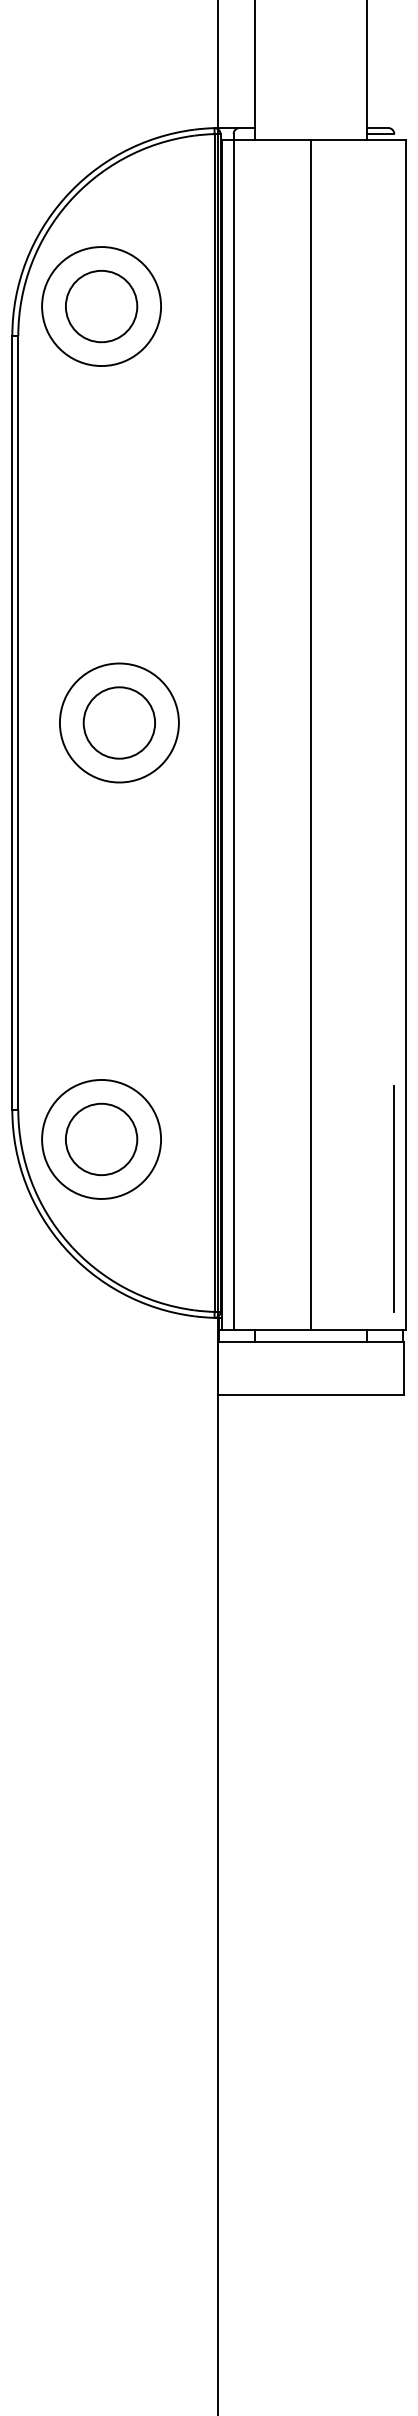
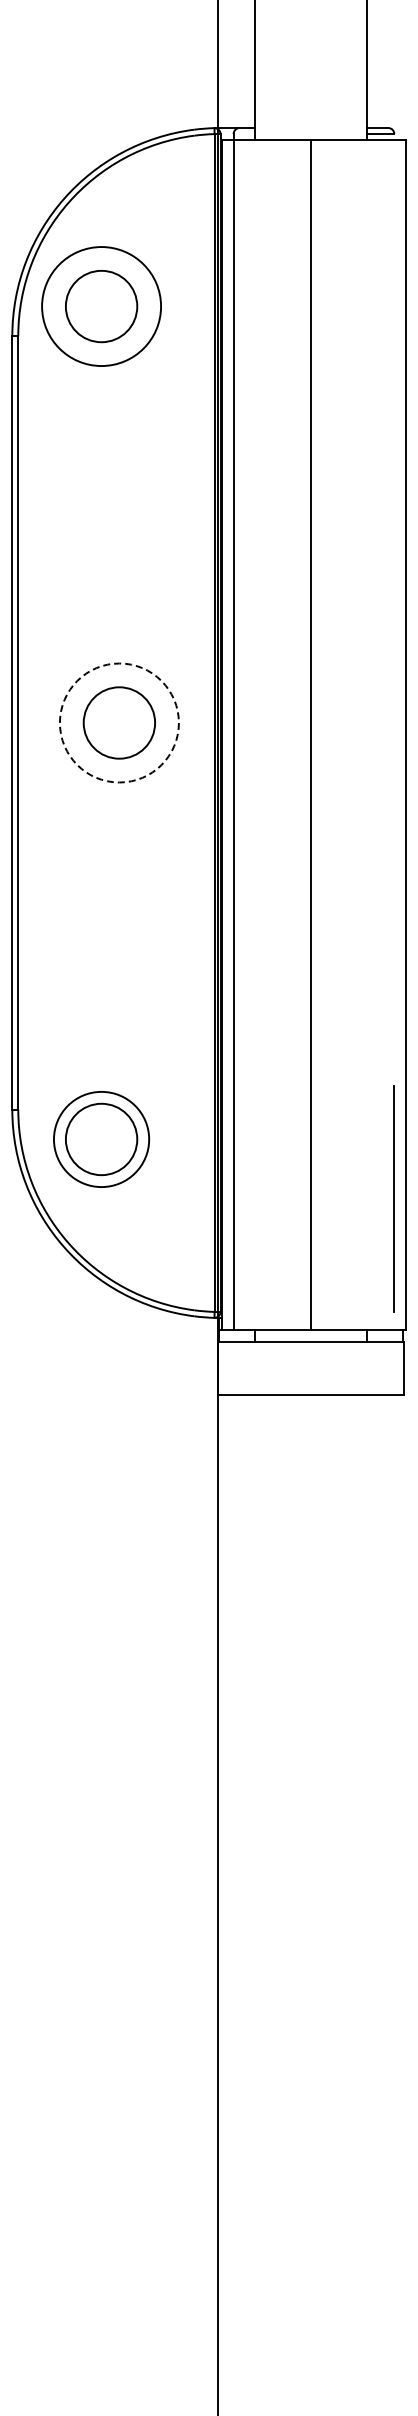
circle: solid -> dashed (118, 722)
circle diameter: 119 px -> 95 px (101, 1139)
